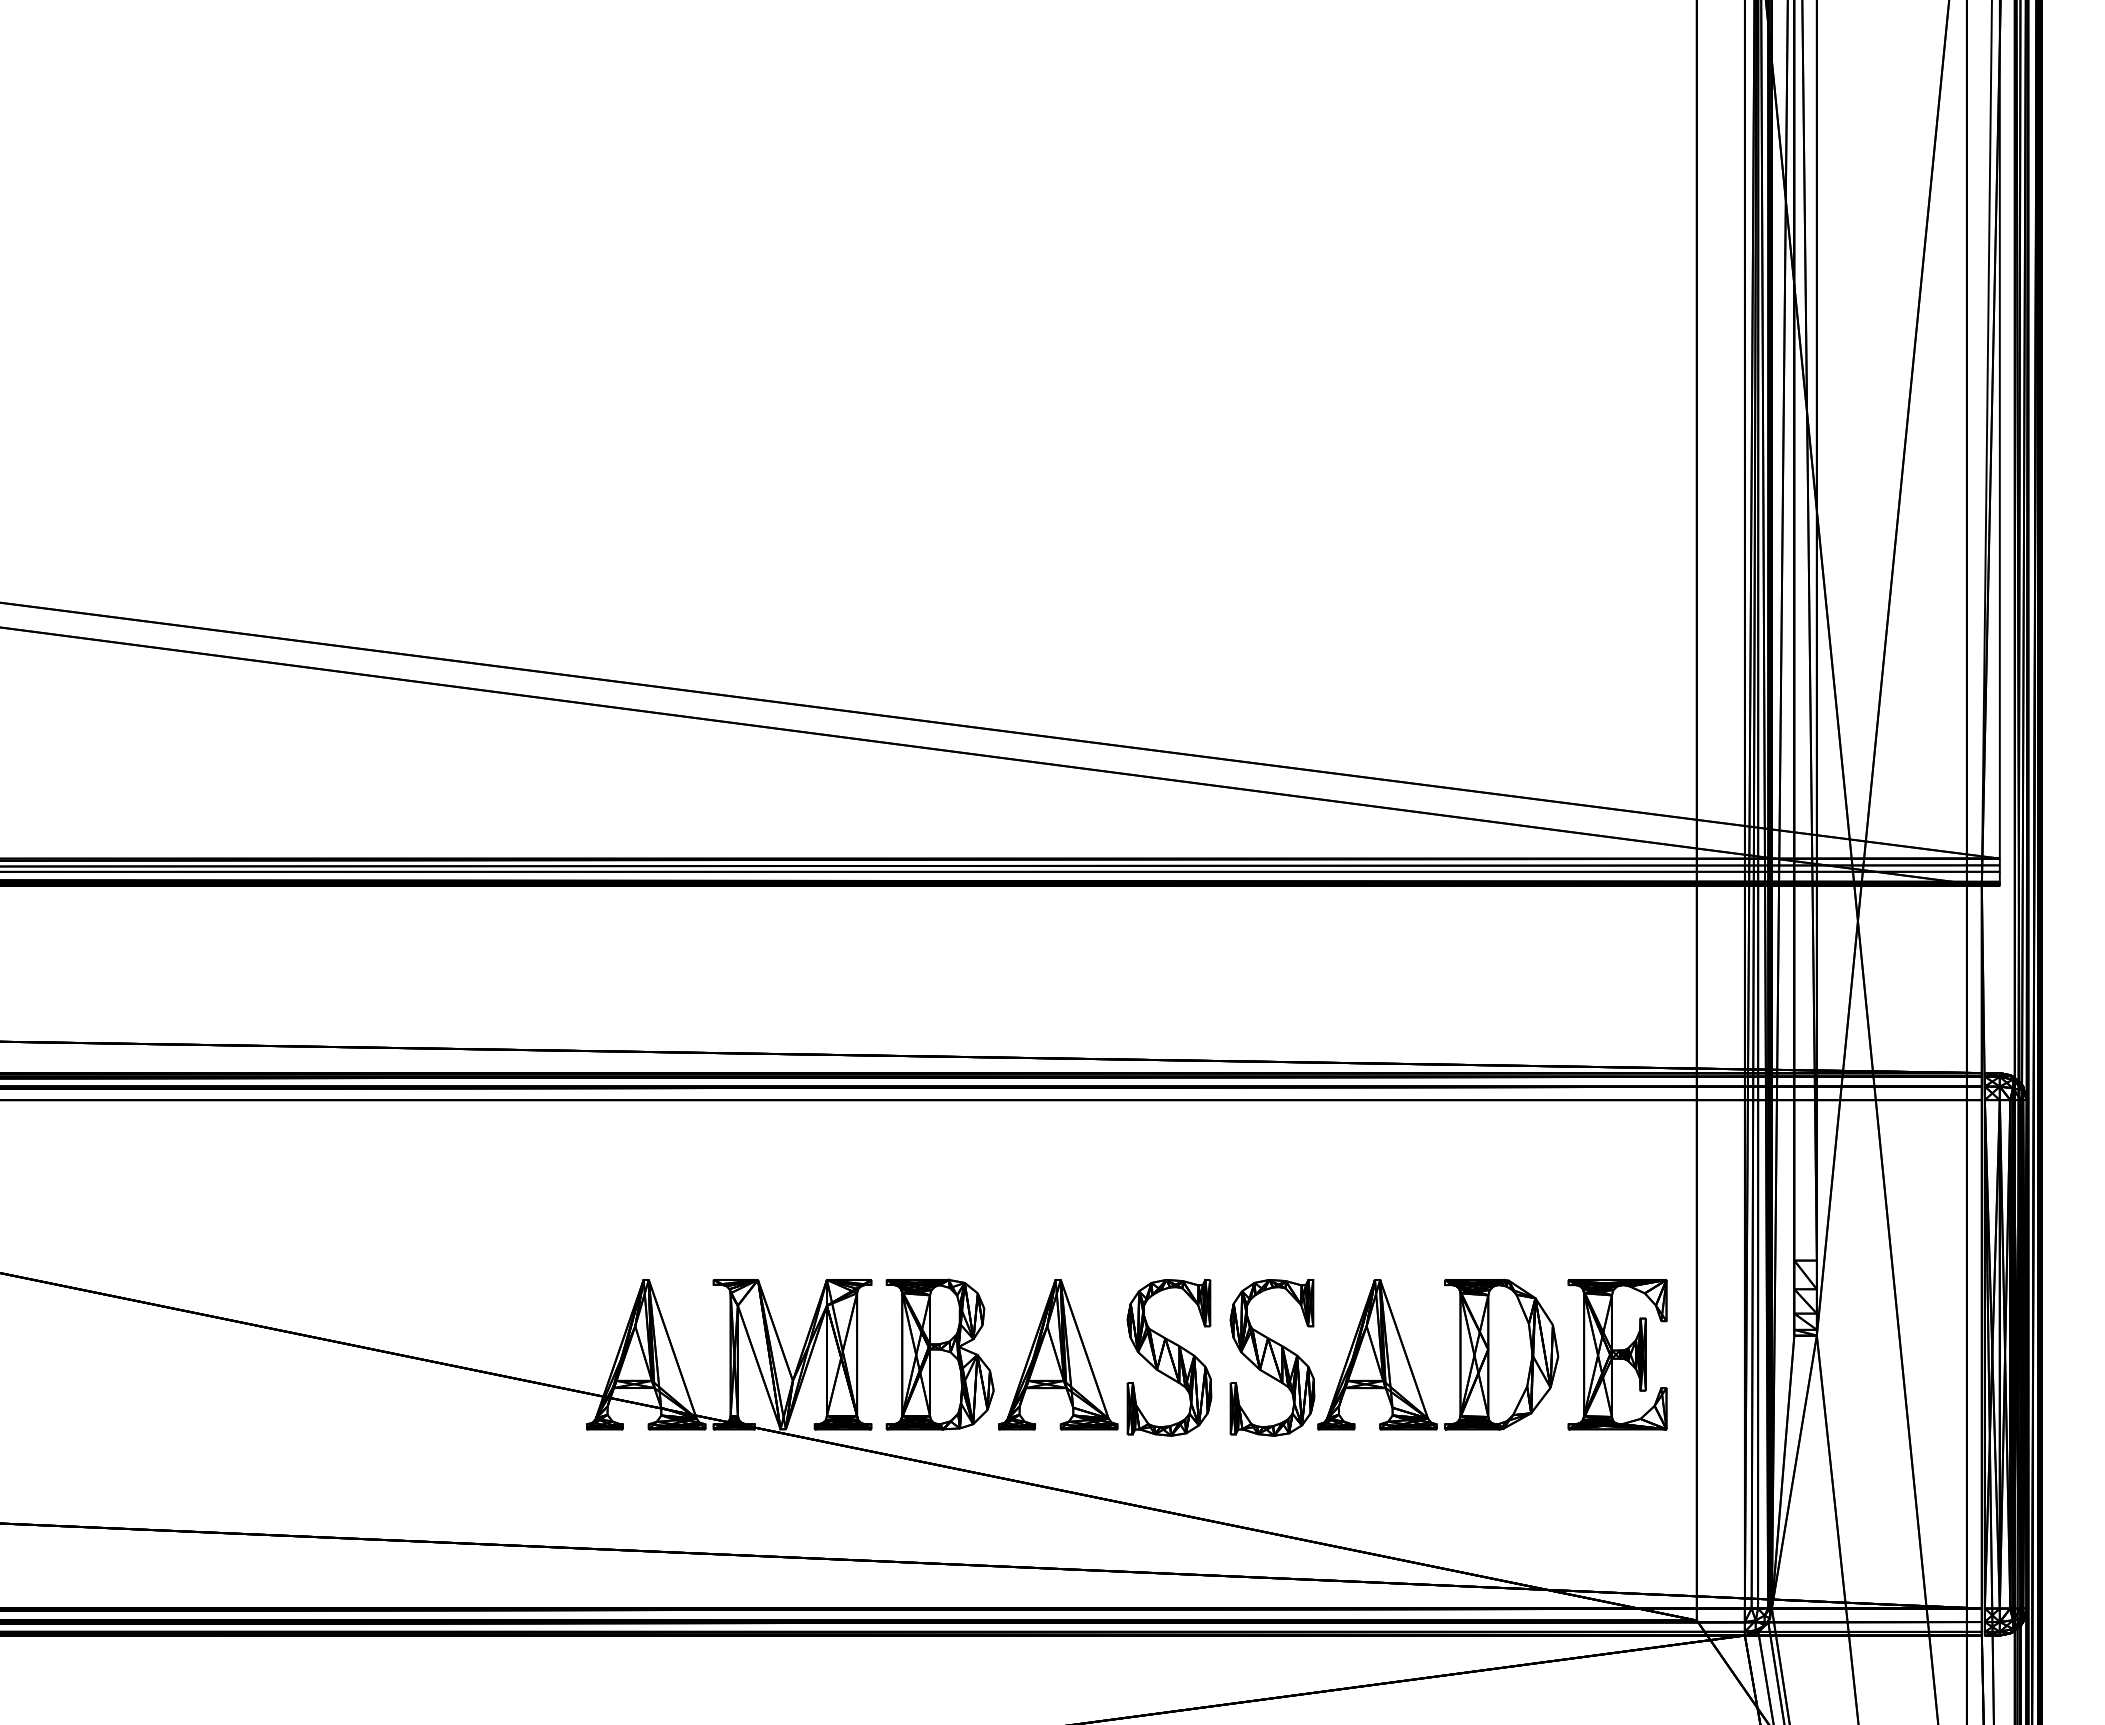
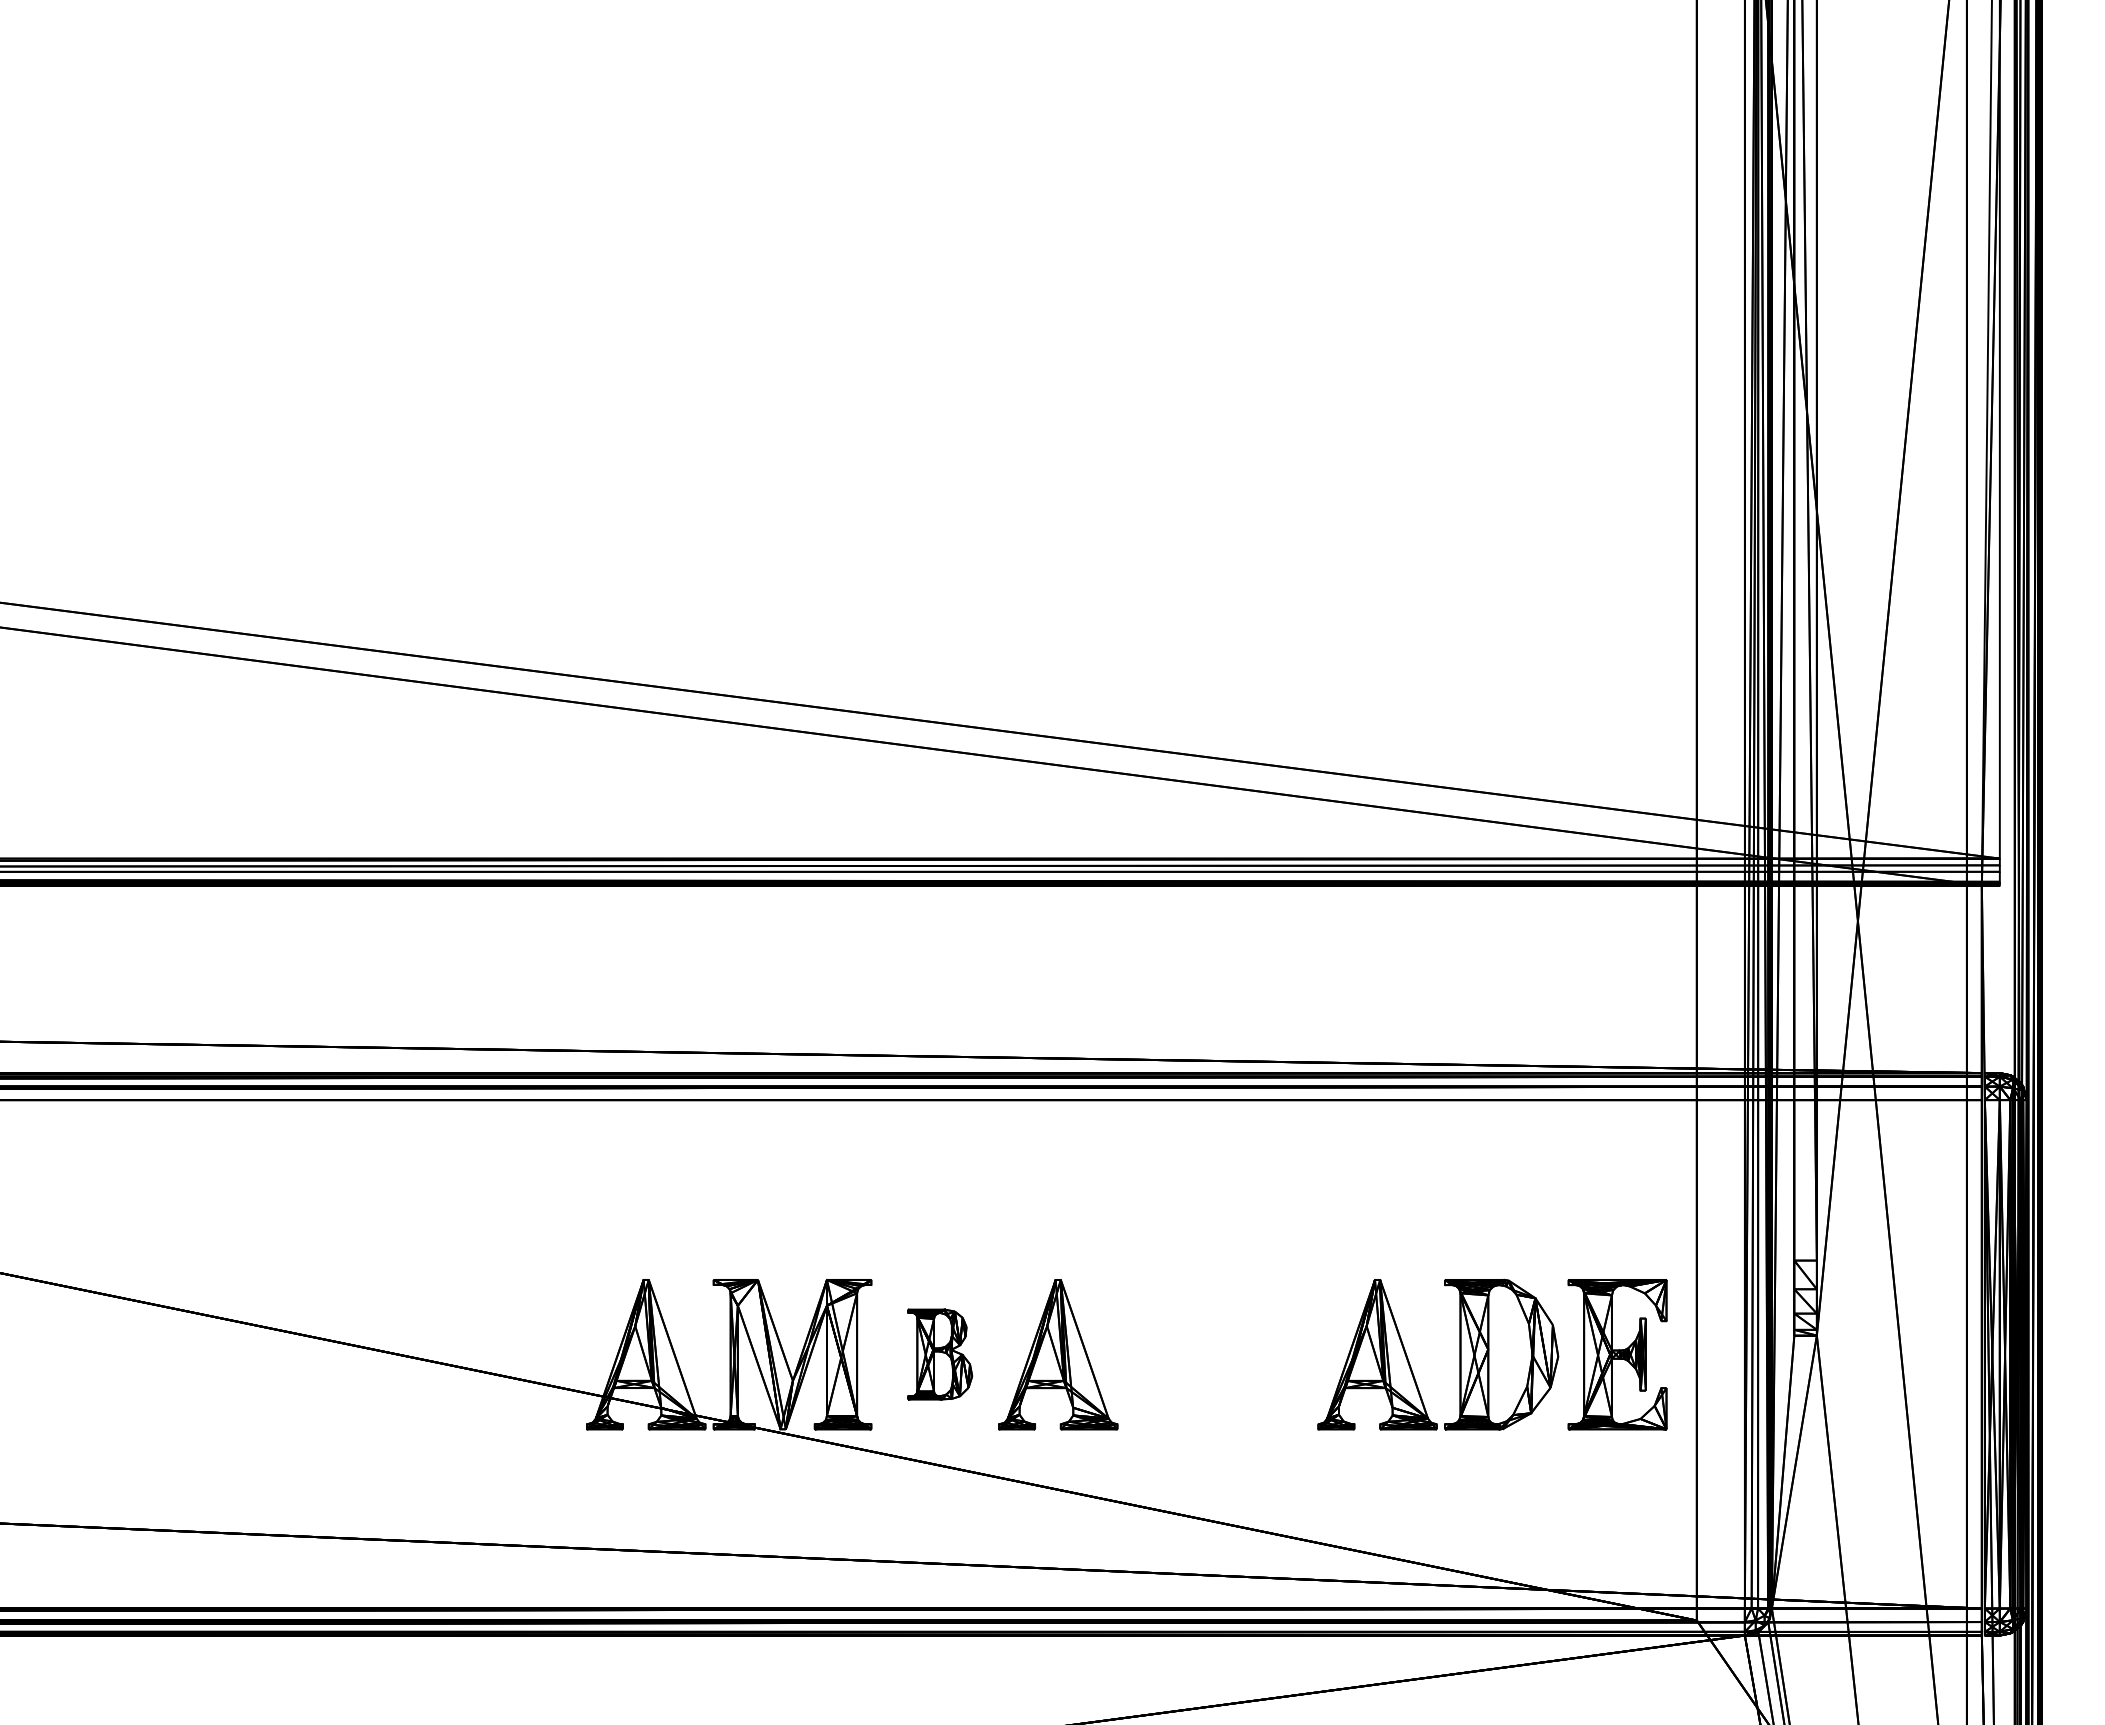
part size: 110x153 px -> 67x93 px (940, 1354)
part: present -> none (1169, 1357)
part: present -> none (1272, 1357)
